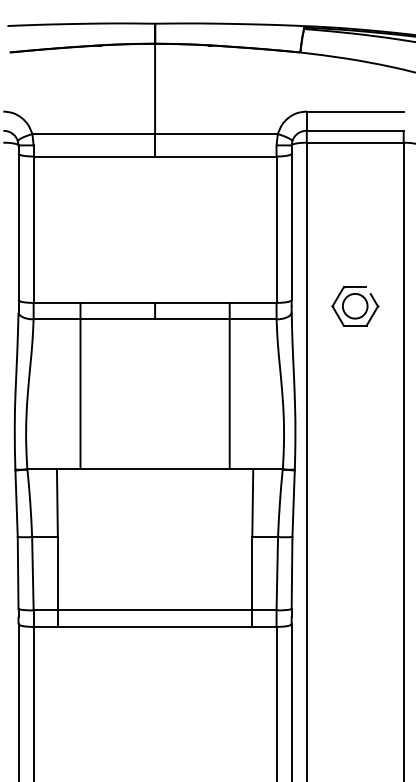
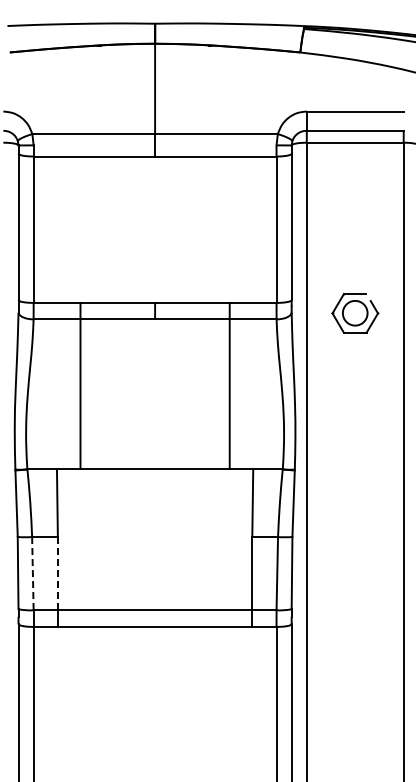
part position: (355, 306) -> (355, 313) (355, 313)
line: solid -> dashed (32, 573)
line: solid -> dashed (57, 573)
